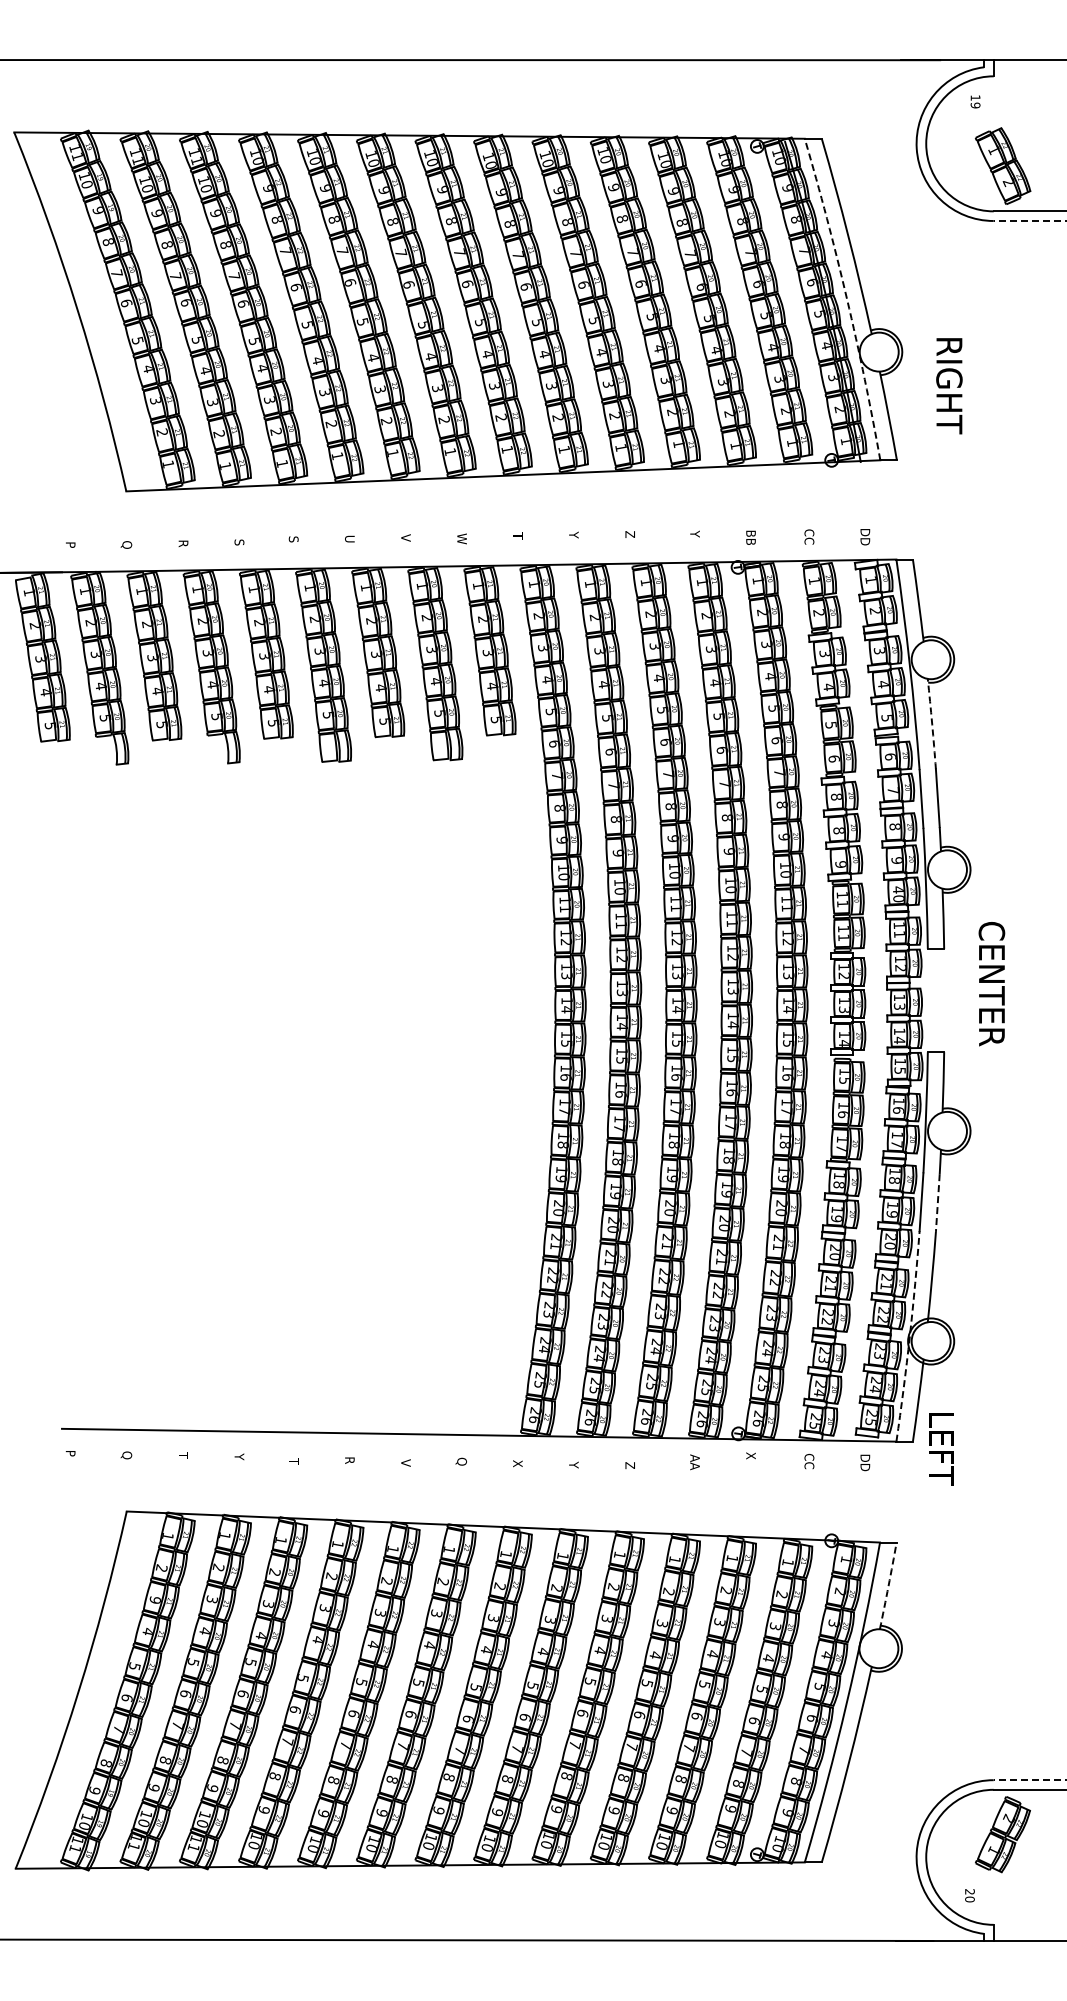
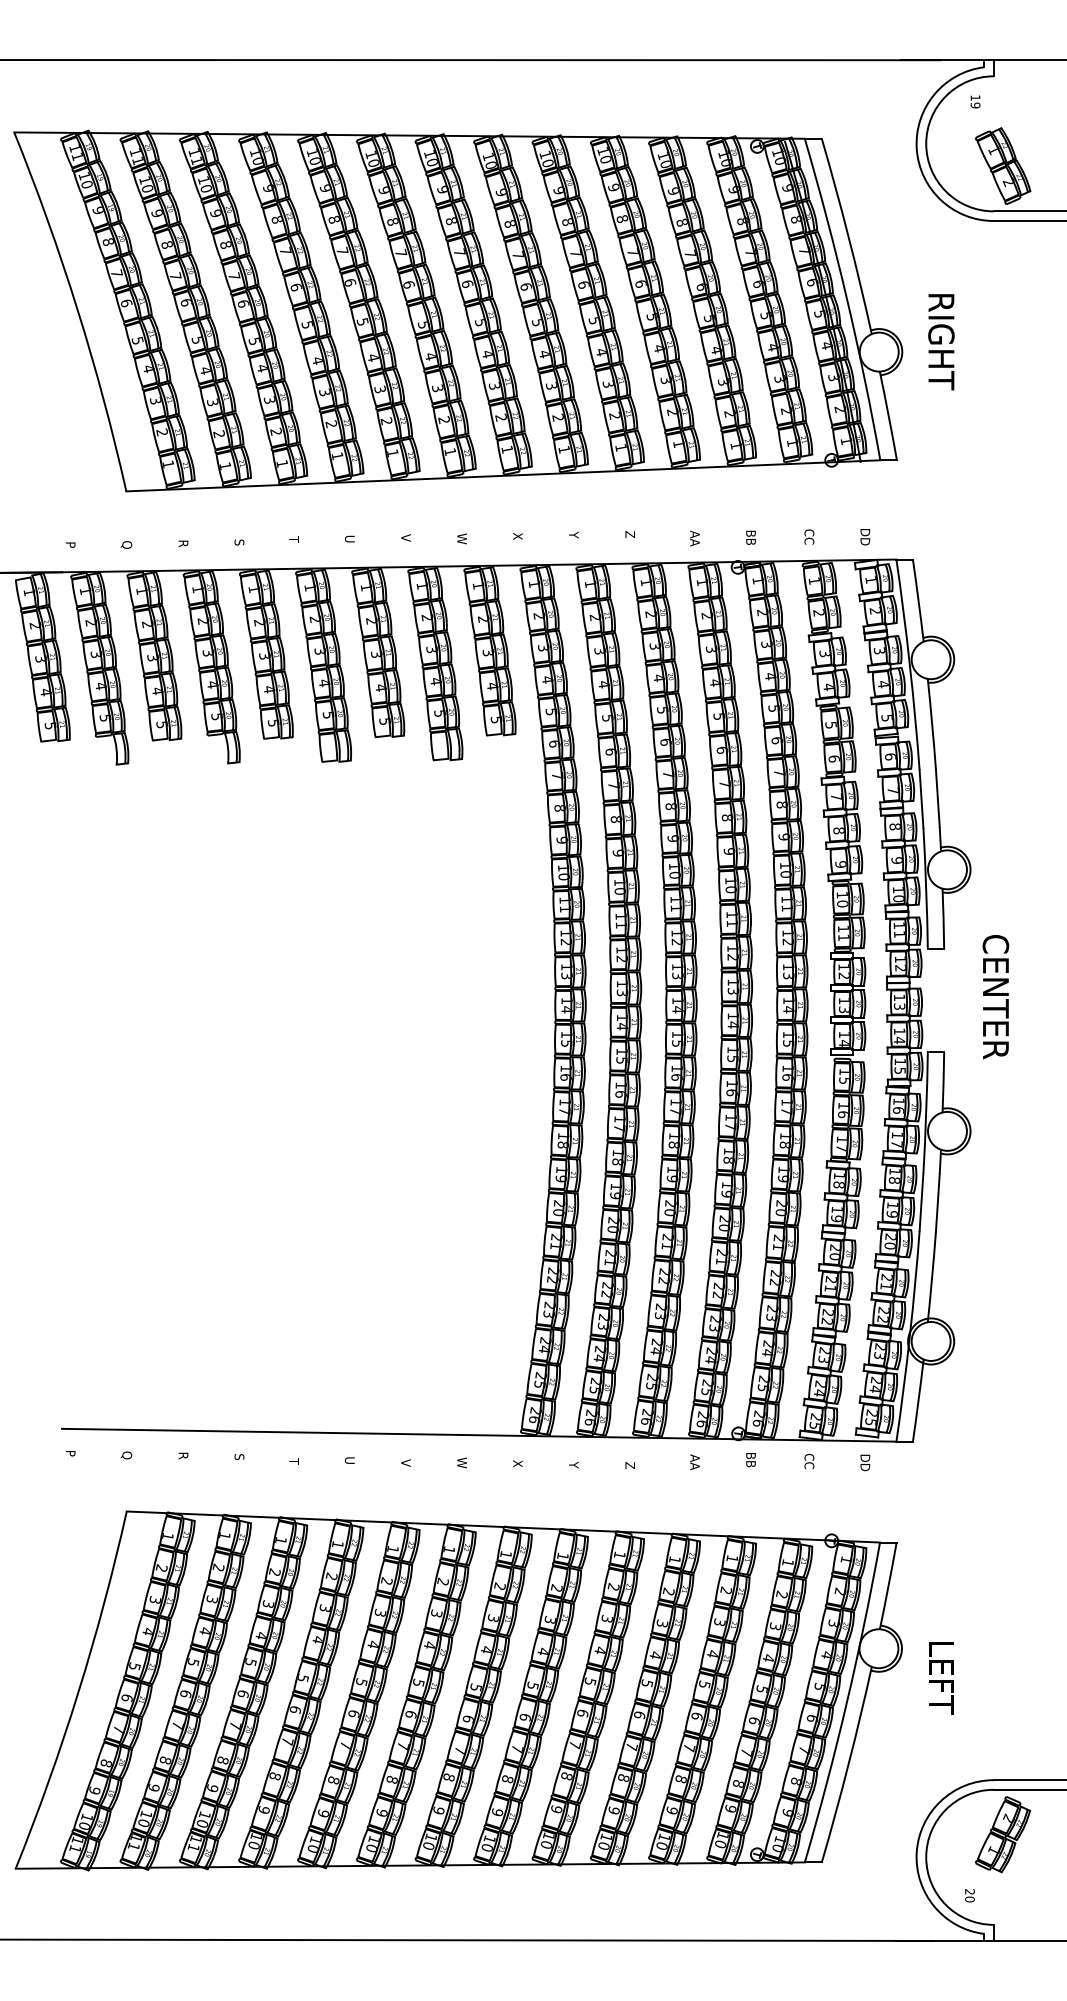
line: dashed -> solid (1029, 221)
arc: dashed -> solid (846, 298)
text position: (949, 386) -> (941, 342) (941, 342)
text: T -> X (517, 535)
text: Y -> AA (694, 538)
text: S -> T (293, 539)
arc: dashed -> solid (932, 724)
text: 8 -> 7 (835, 796)
text: 40 -> 10 (898, 889)
text: 11 -> 10 (842, 903)
text position: (991, 984) -> (995, 997) (995, 997)
line: dashed -> solid (937, 1203)
arc: dashed -> solid (909, 1336)
text position: (941, 1449) -> (941, 1678) (941, 1678)
text: T -> R (183, 1455)
text: Y -> S (239, 1456)
text: X -> BB (750, 1459)
text: R -> U (349, 1460)
text: Q -> W (460, 1462)
arc: dashed -> solid (888, 1585)
text: 9 -> 3 (155, 1599)
line: dashed -> solid (1029, 1780)
